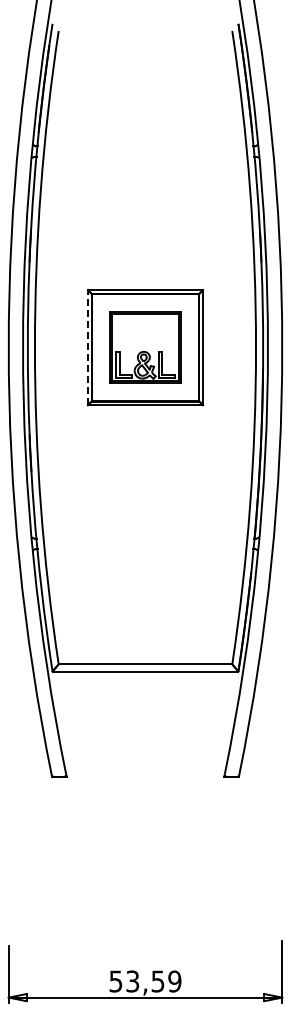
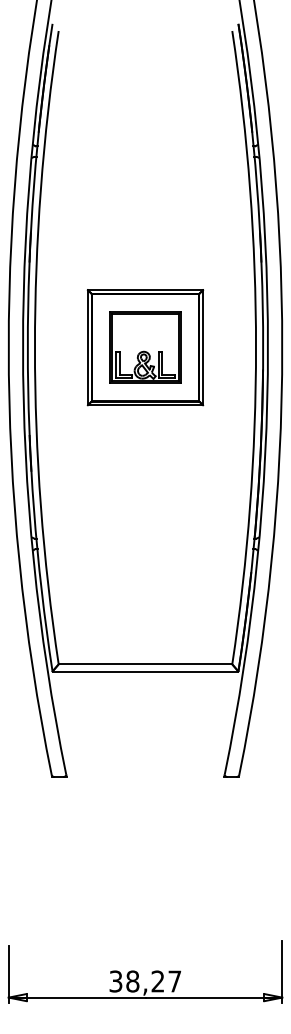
line: dashed -> solid (87, 347)
text: 53,59 -> 38,27 (145, 981)
